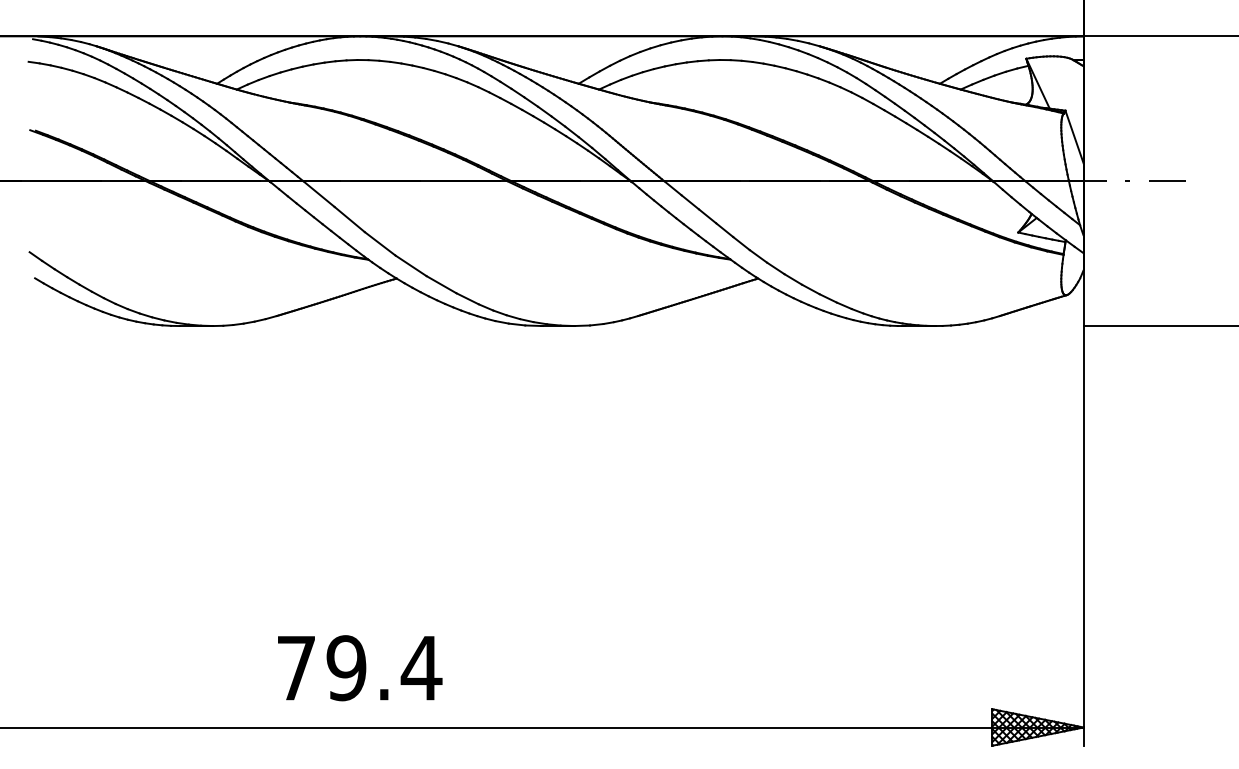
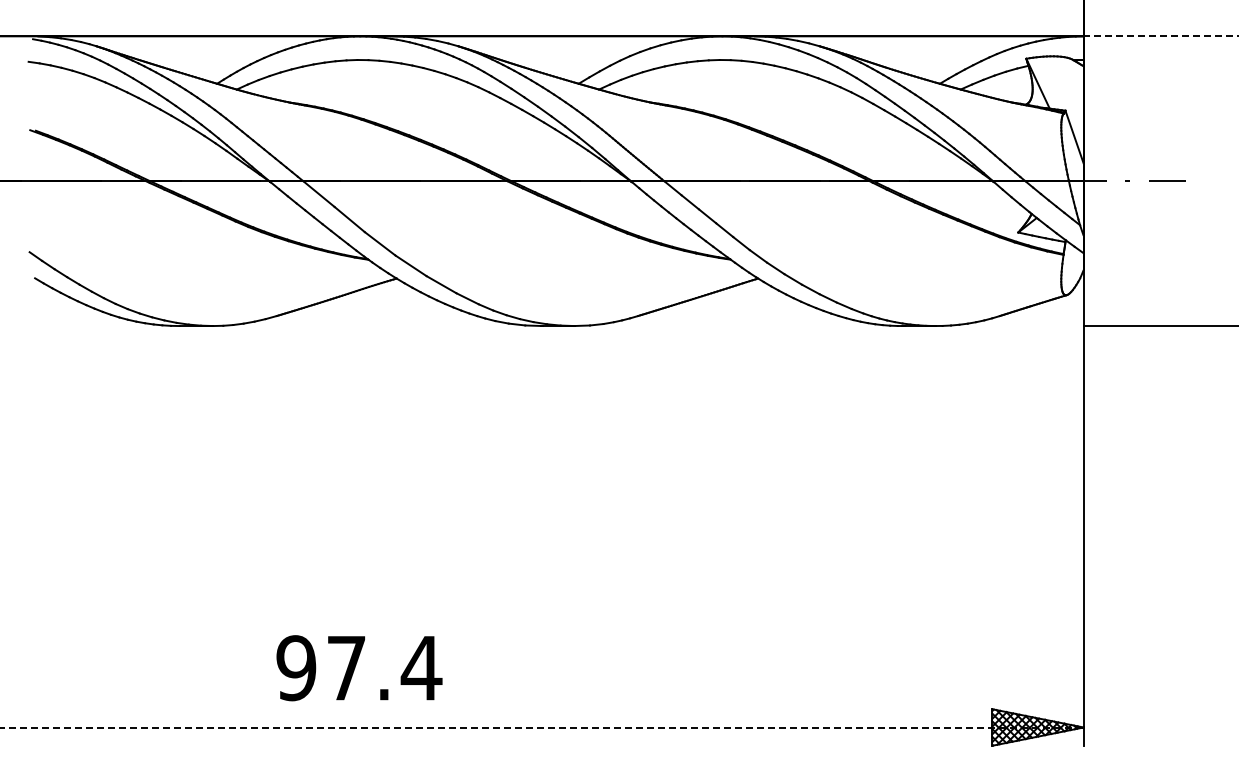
line: solid -> dashed (1160, 36)
text: 79.4 -> 97.4 (321, 668)
line: solid -> dashed (542, 727)
